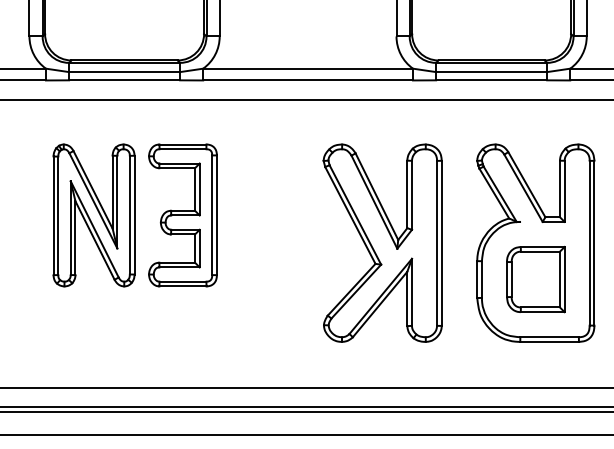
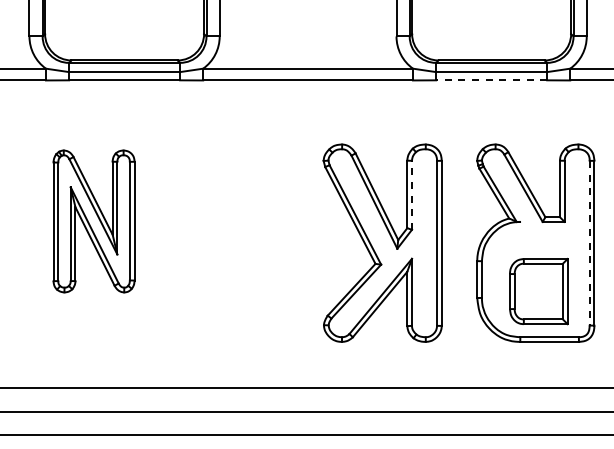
line: solid -> dashed (491, 80)
line: present -> none (306, 100)
line: solid -> dashed (411, 194)
part position: (93, 215) -> (93, 221) (93, 221)
part: present -> none (182, 215)
line: solid -> dashed (589, 243)
part position: (535, 279) -> (538, 291) (538, 291)
line: present -> none (306, 407)
